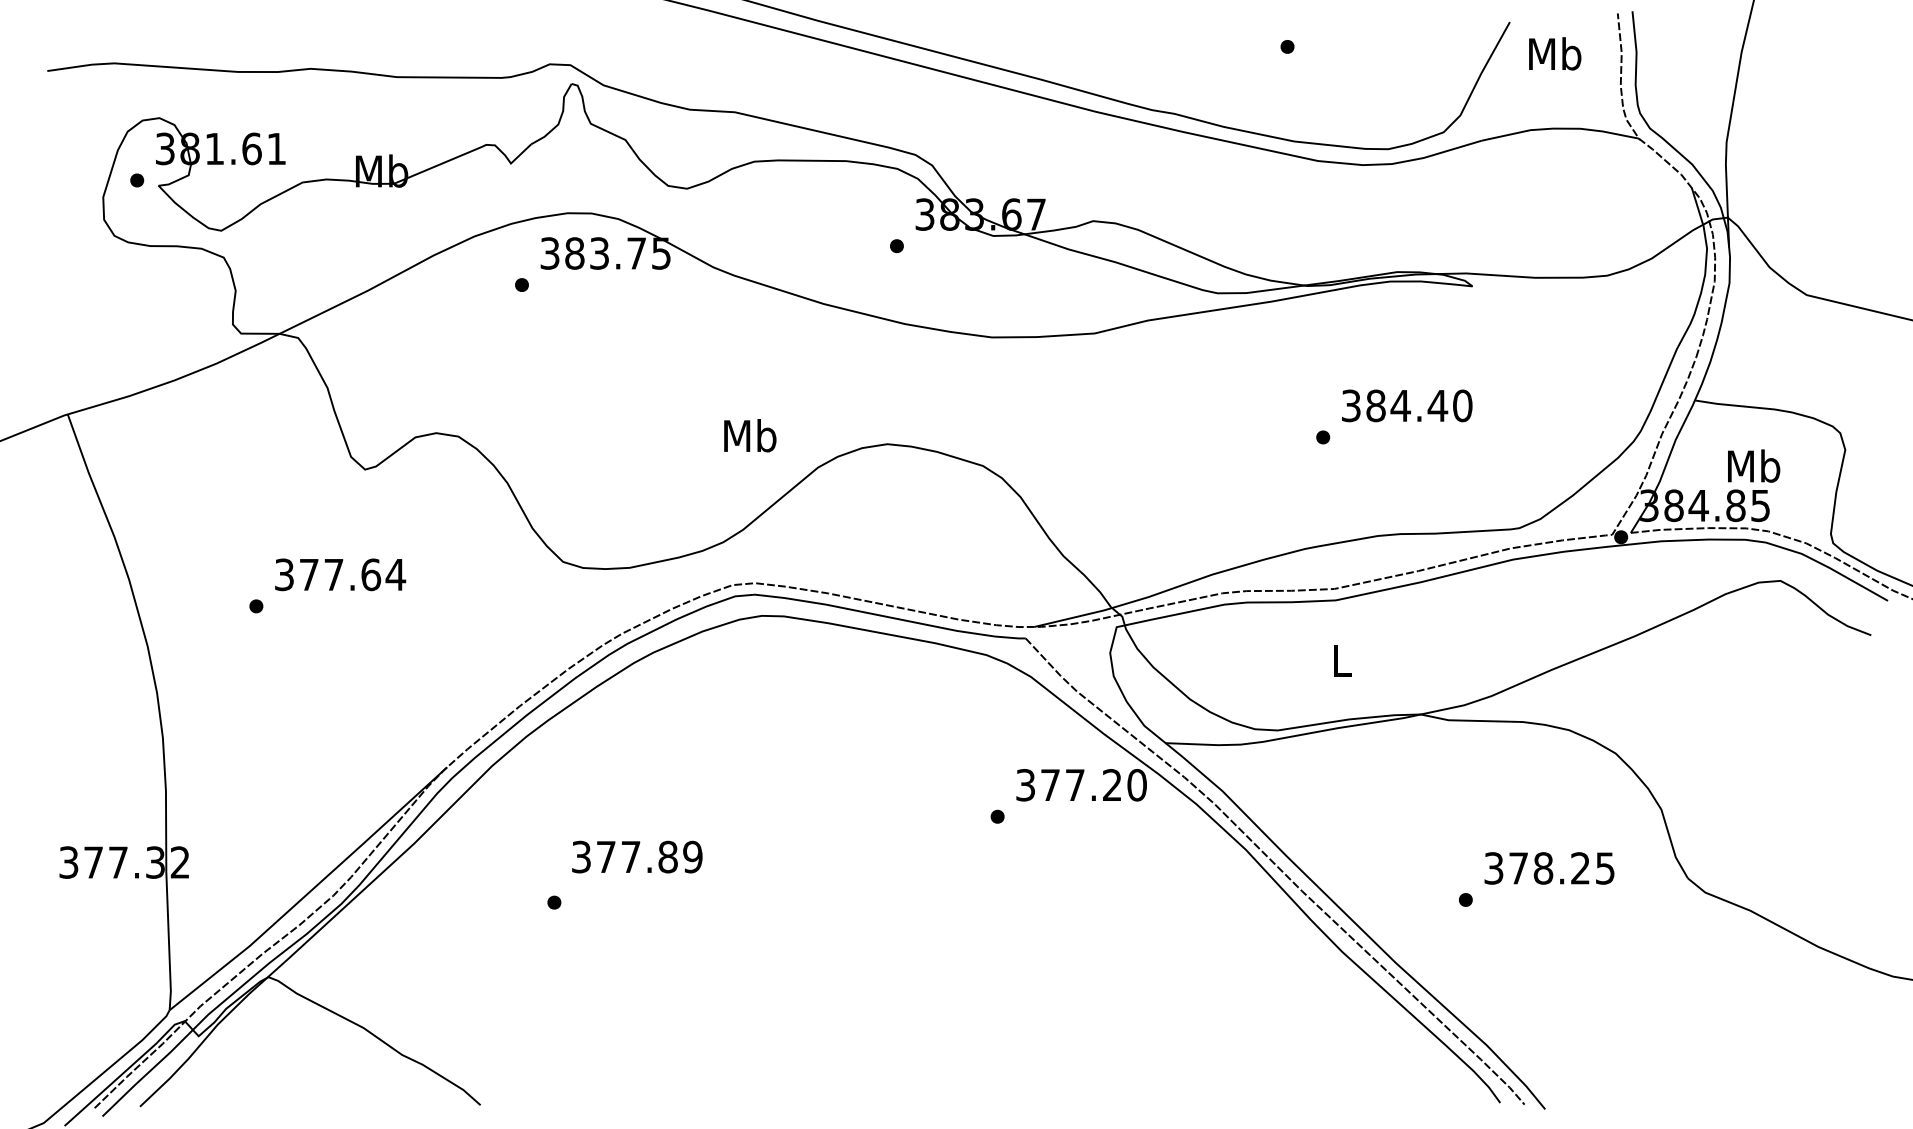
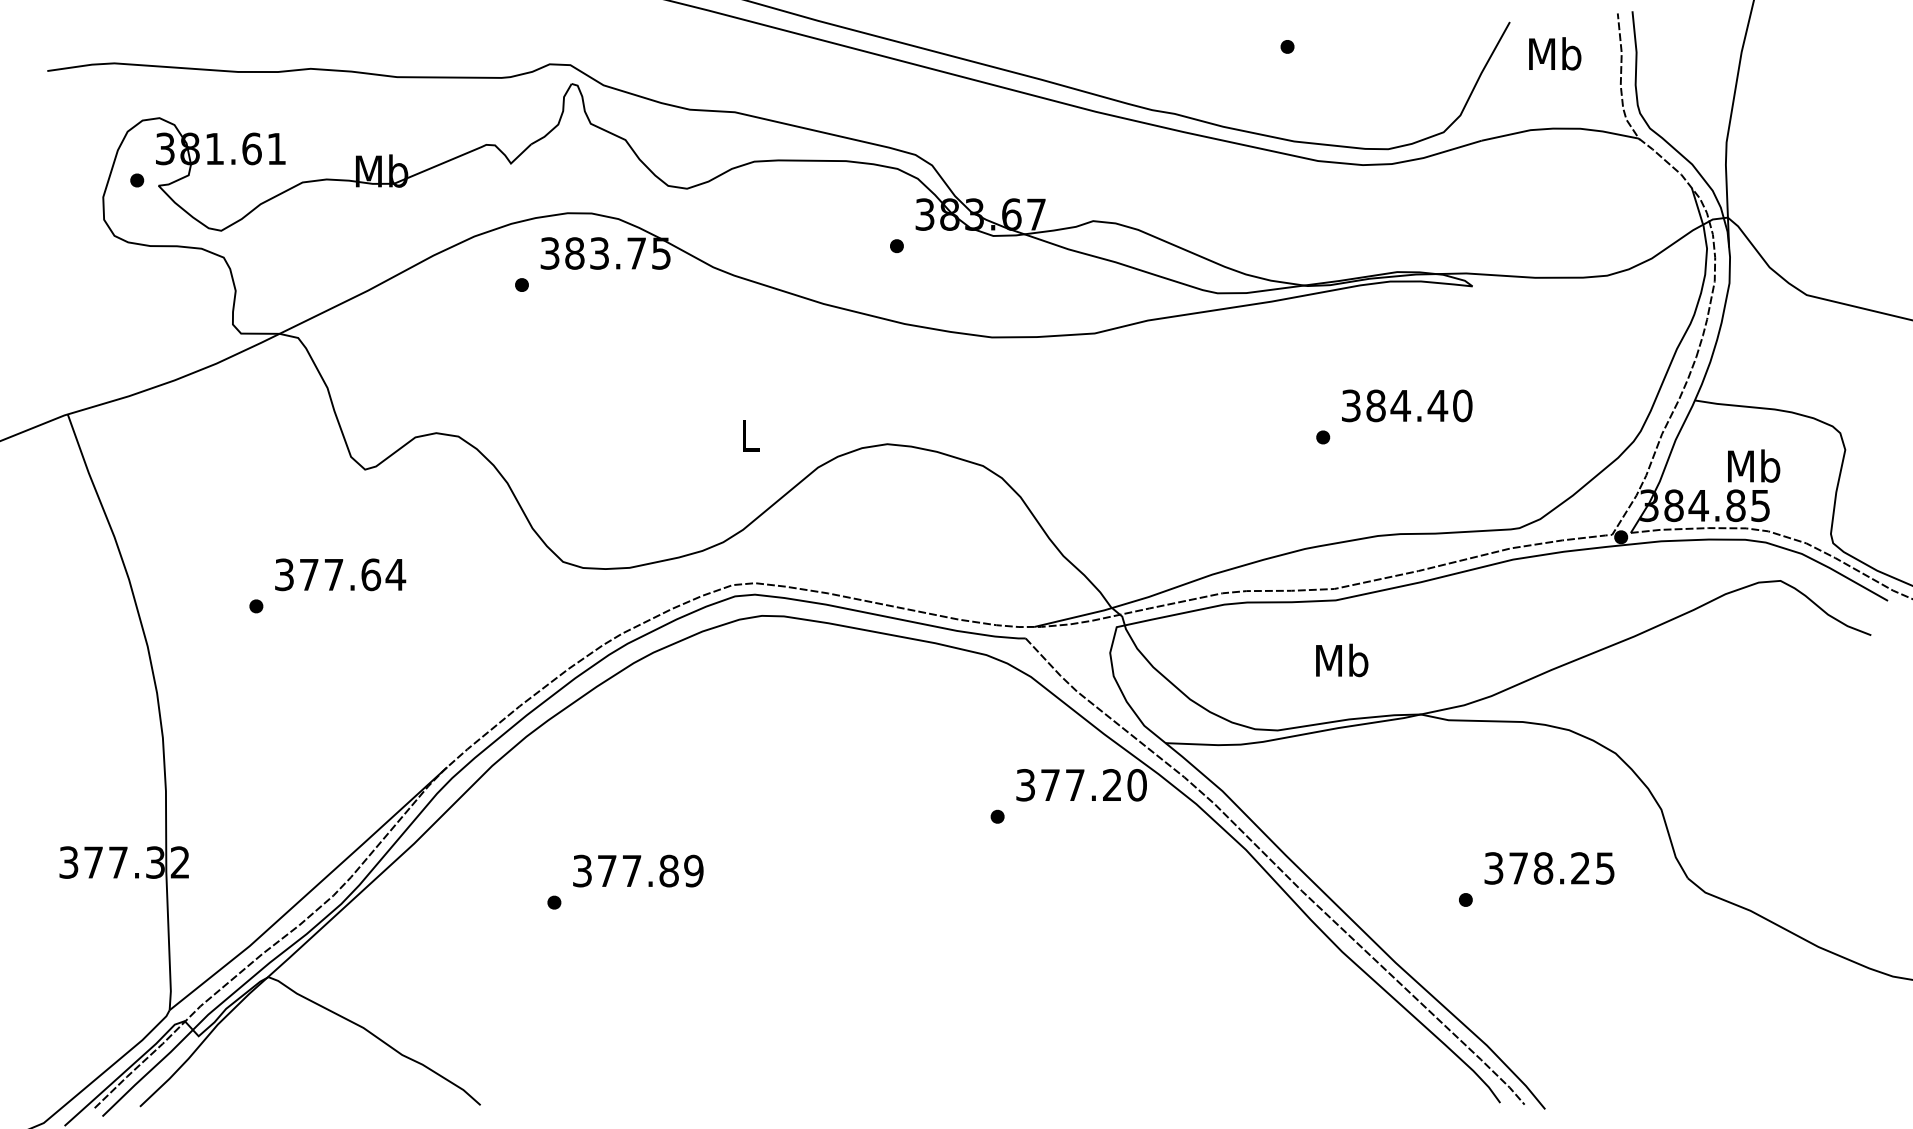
text: Mb -> L (750, 435)
text: L -> Mb (1342, 660)
text position: (637, 856) -> (638, 870) (638, 870)
